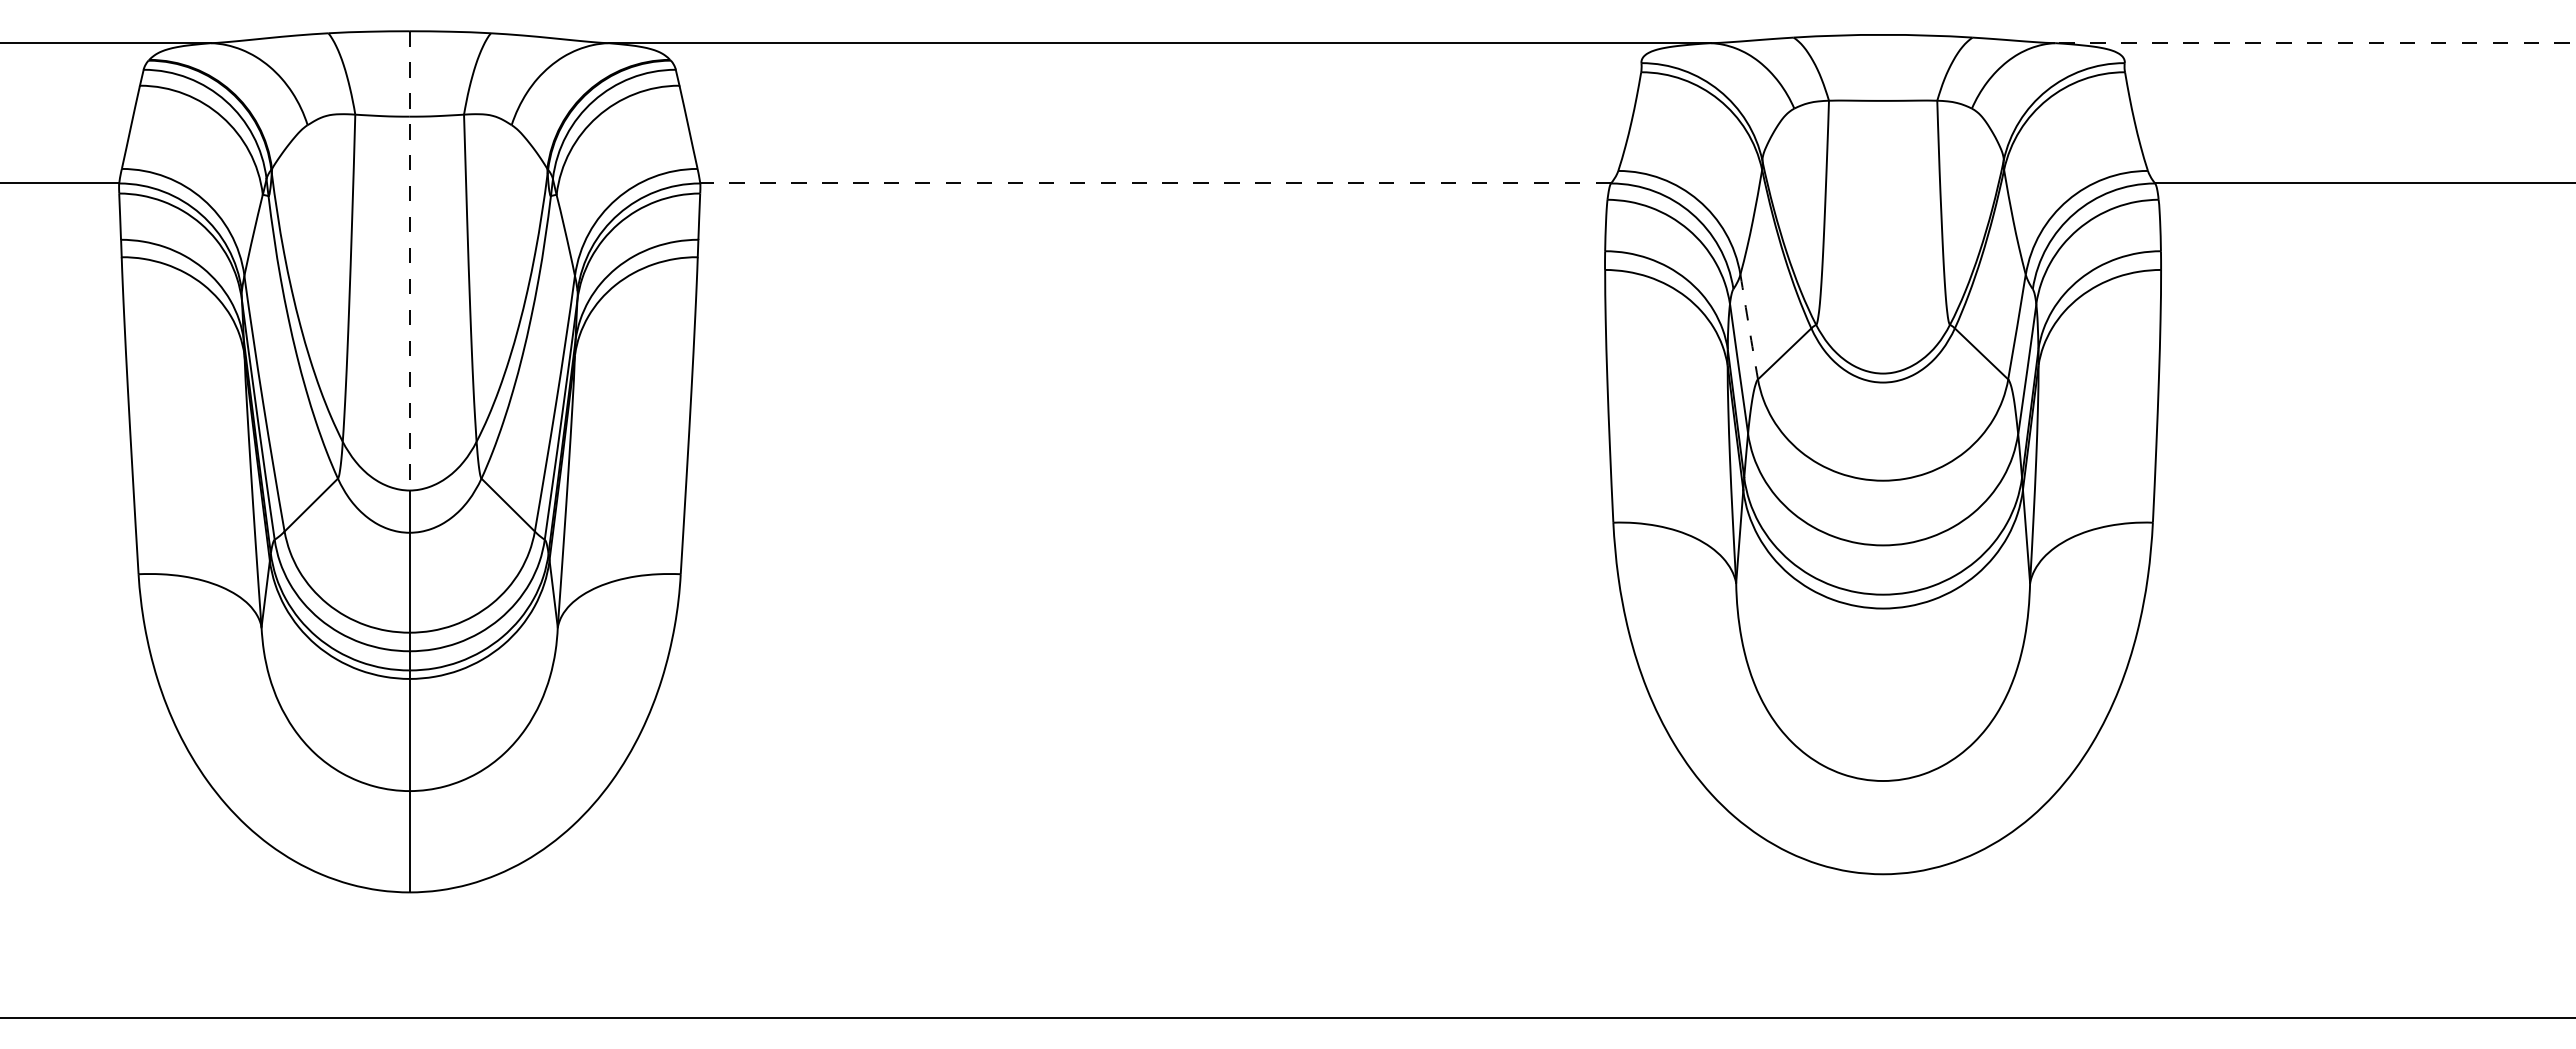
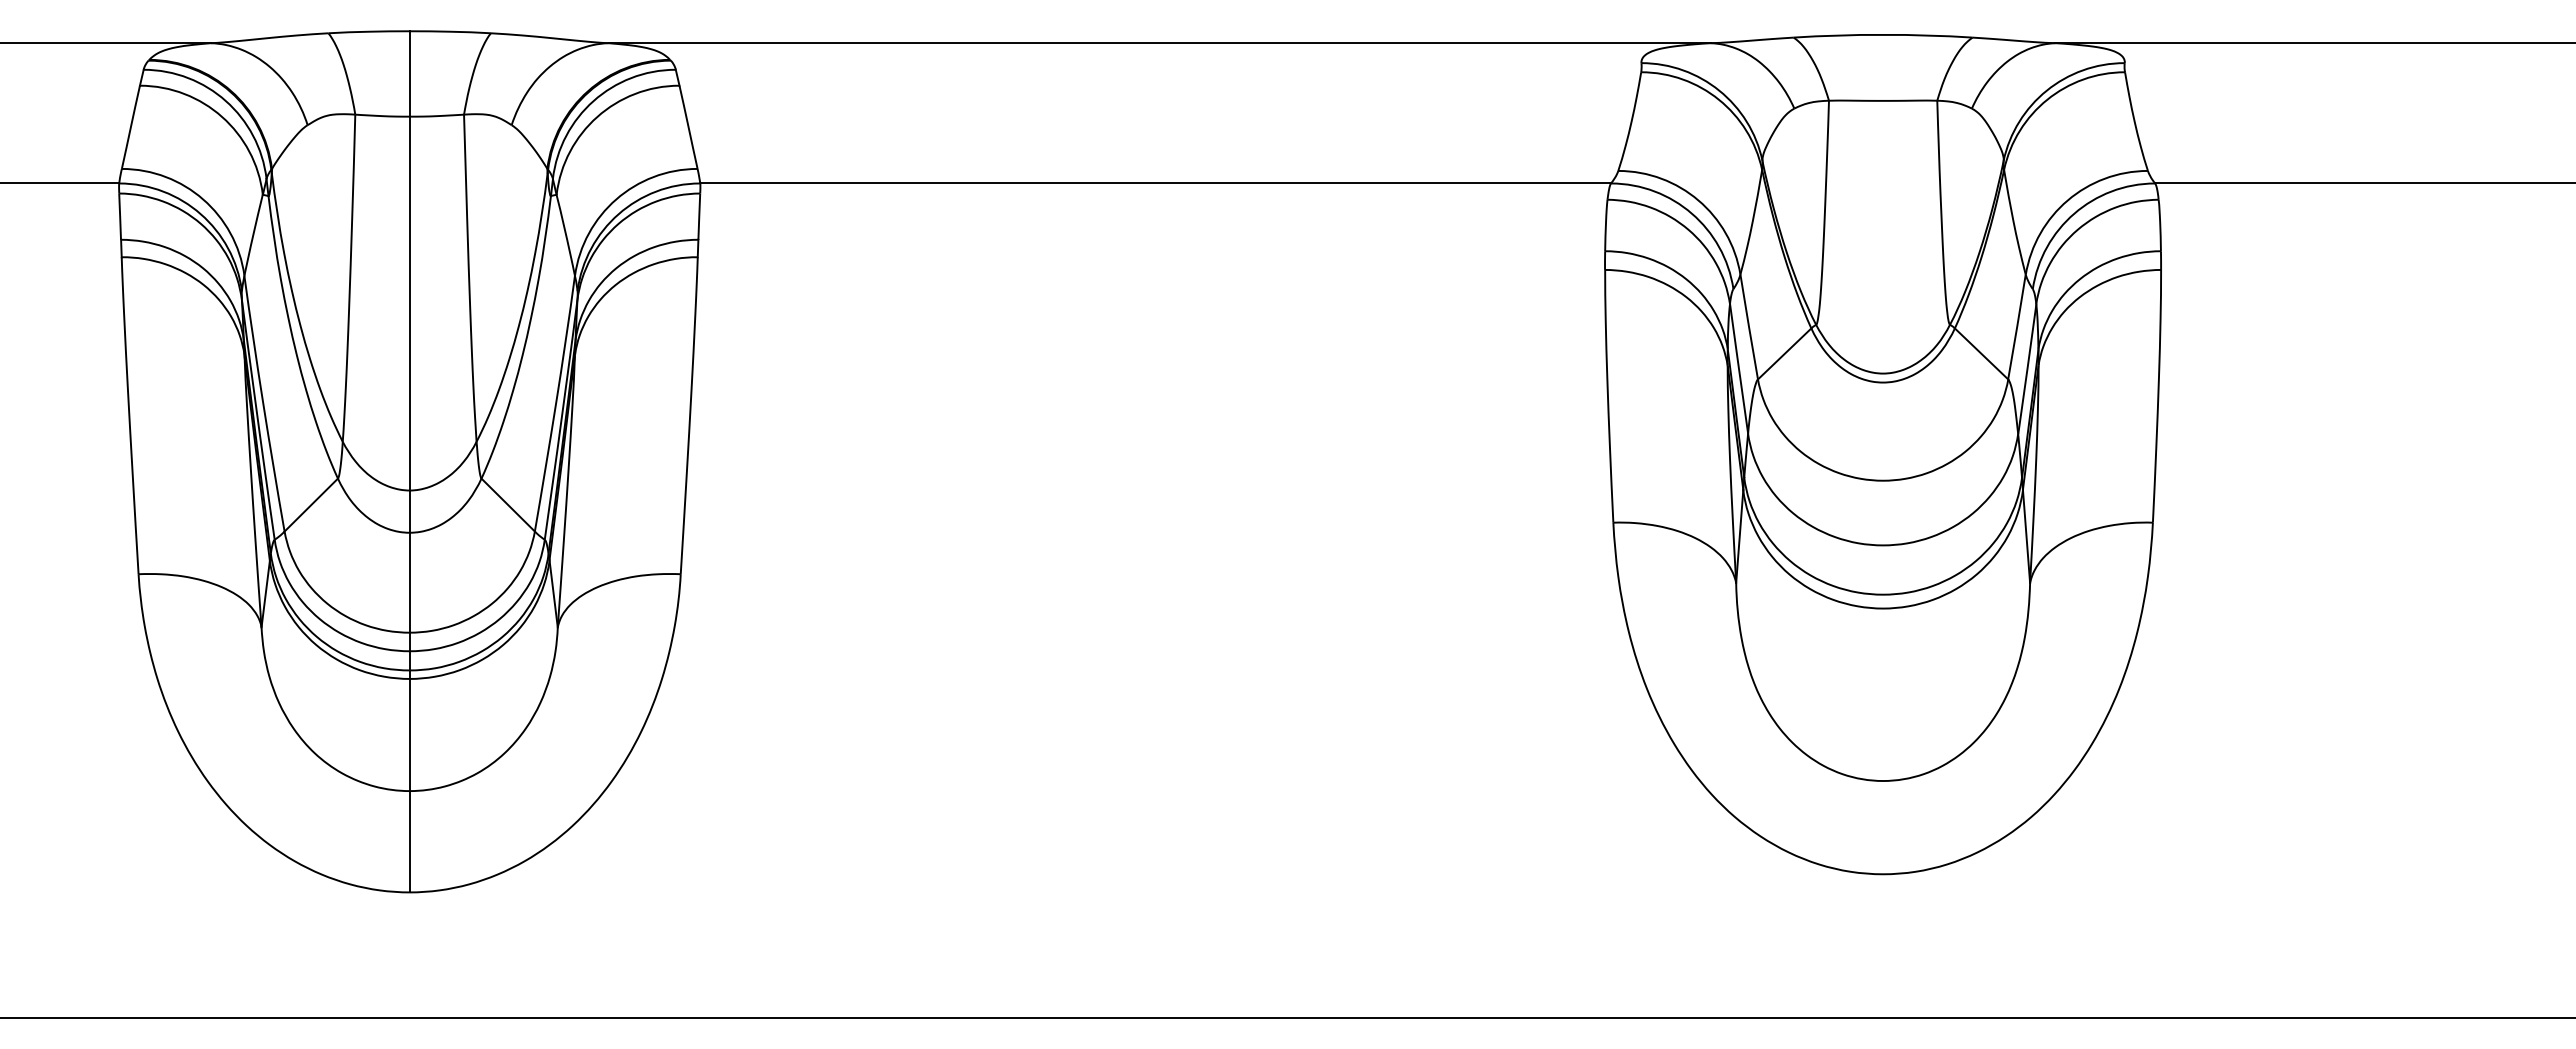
line: dashed -> solid (2315, 43)
line: dashed -> solid (1155, 183)
line: dashed -> solid (409, 260)
arc: dashed -> solid (1749, 327)
